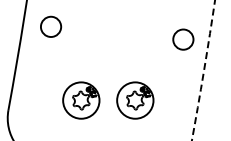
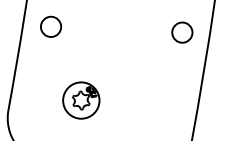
circle position: (183, 39) -> (182, 32) (182, 32)
arc: dashed -> solid (204, 70)
part: present -> none (135, 100)
